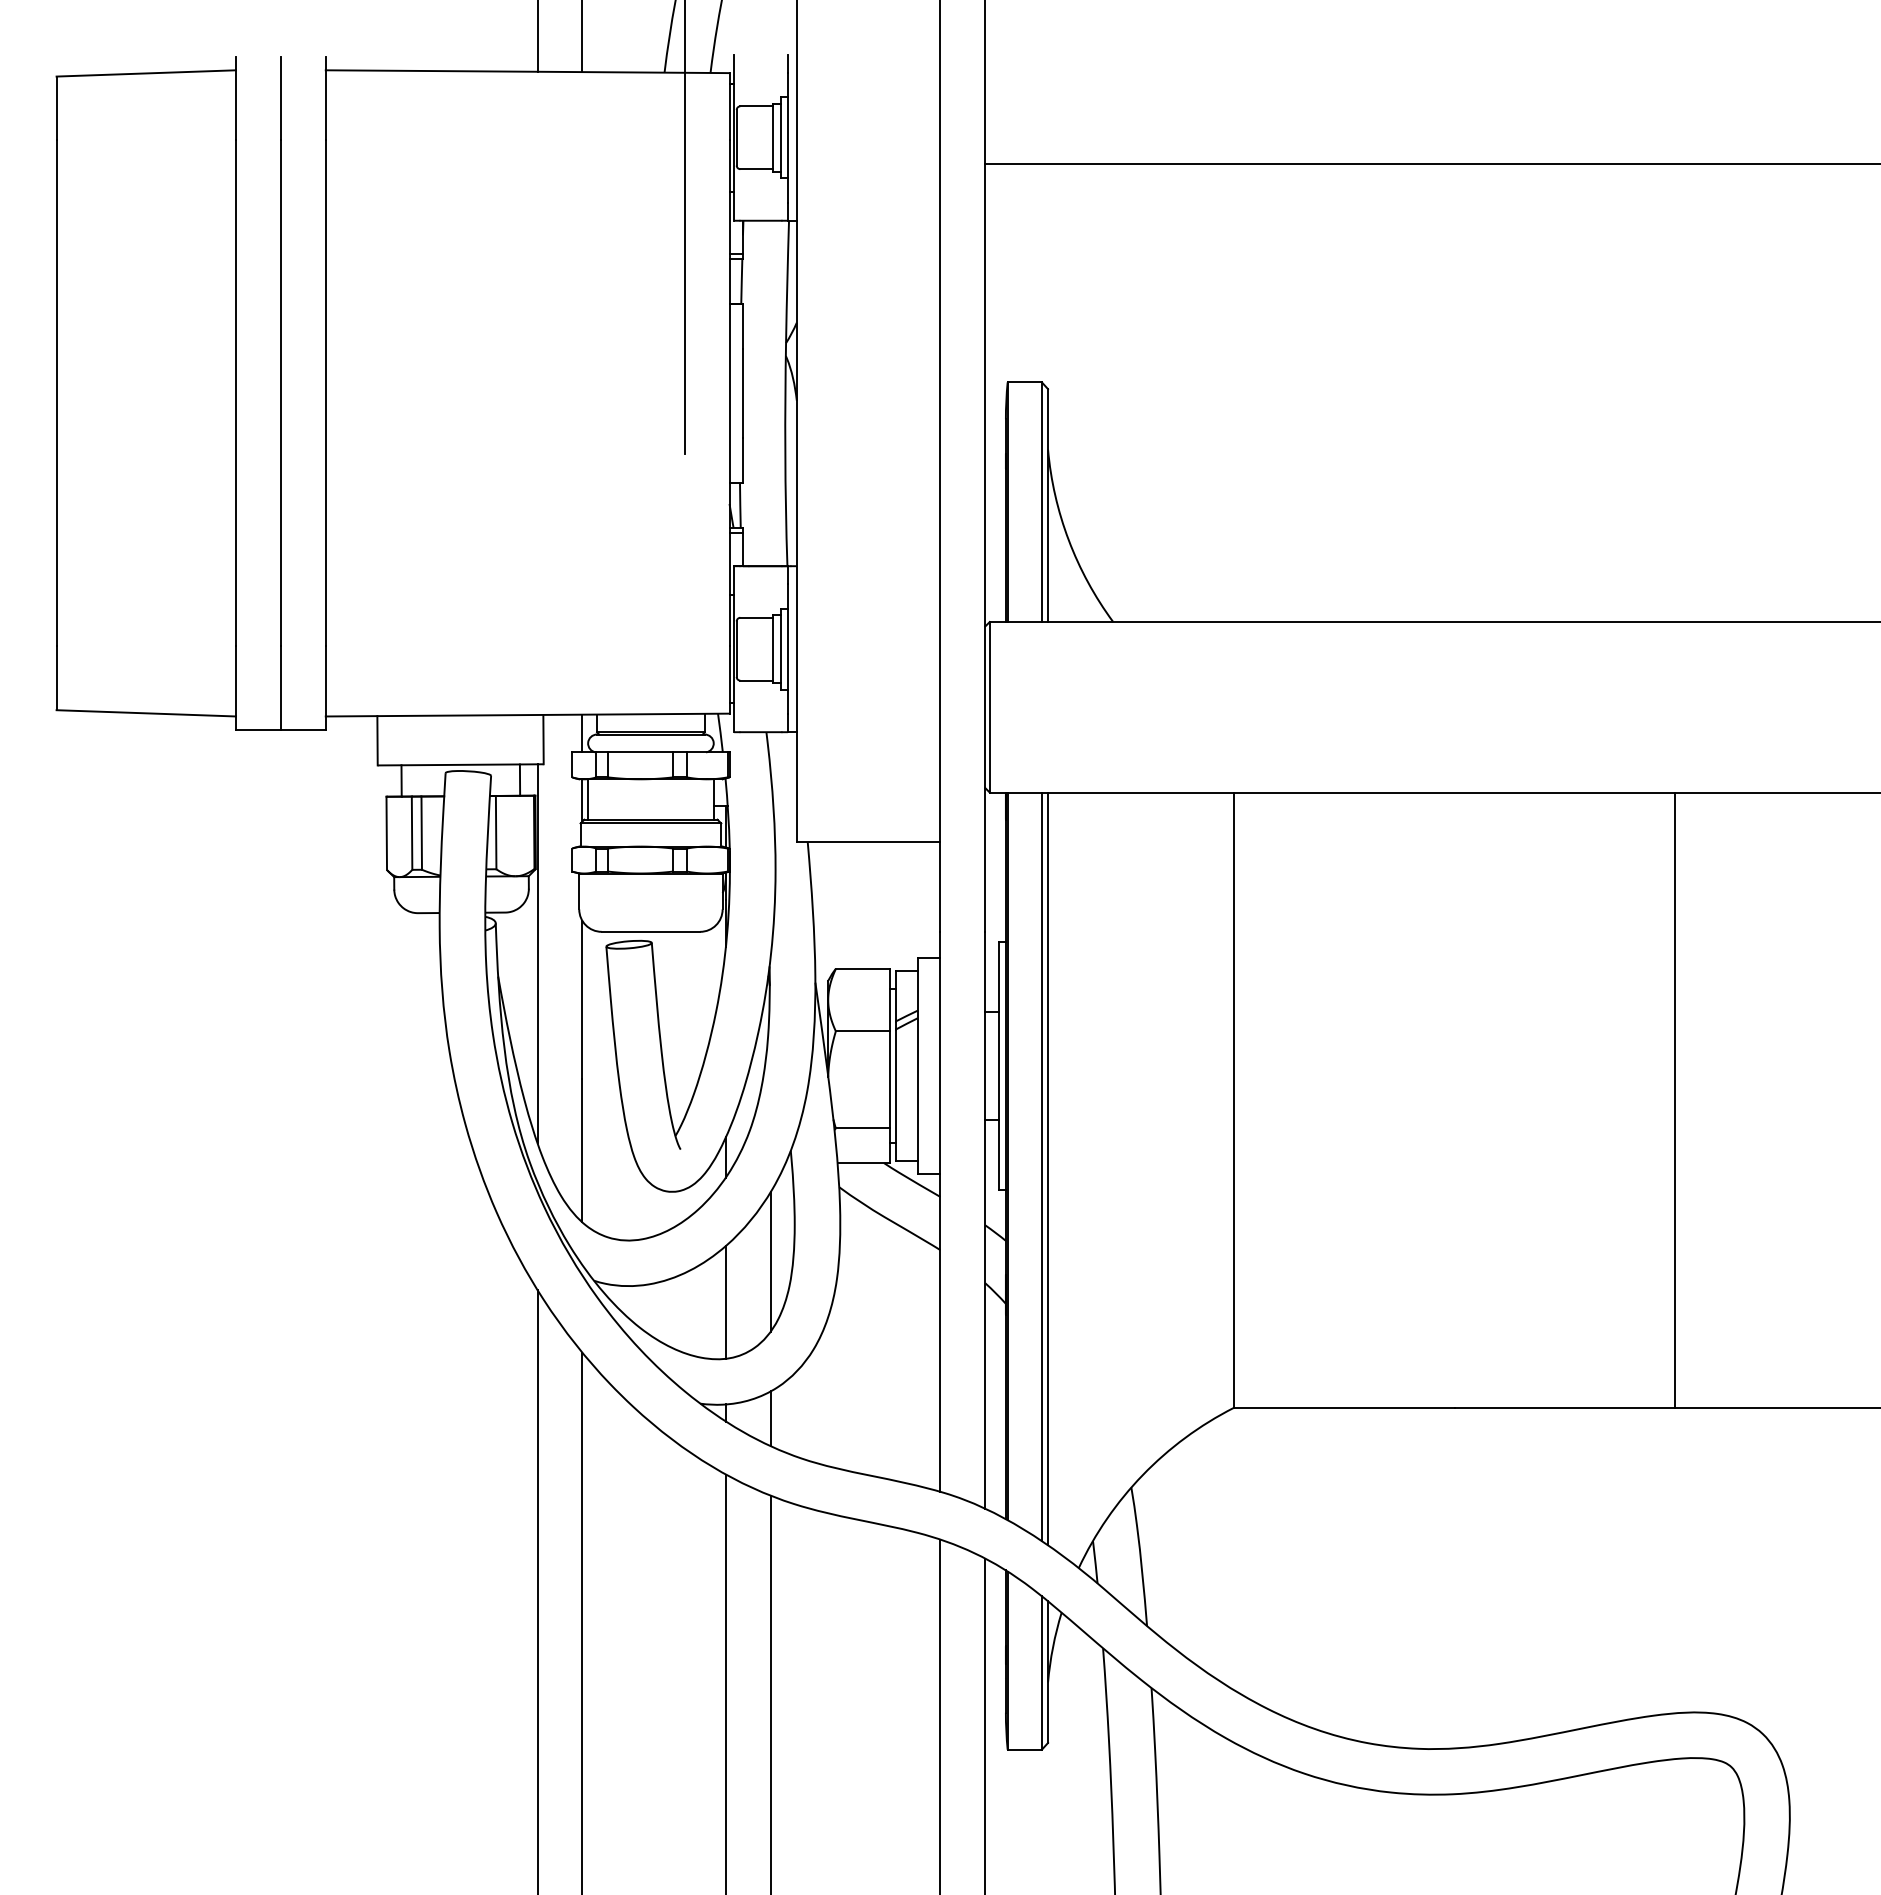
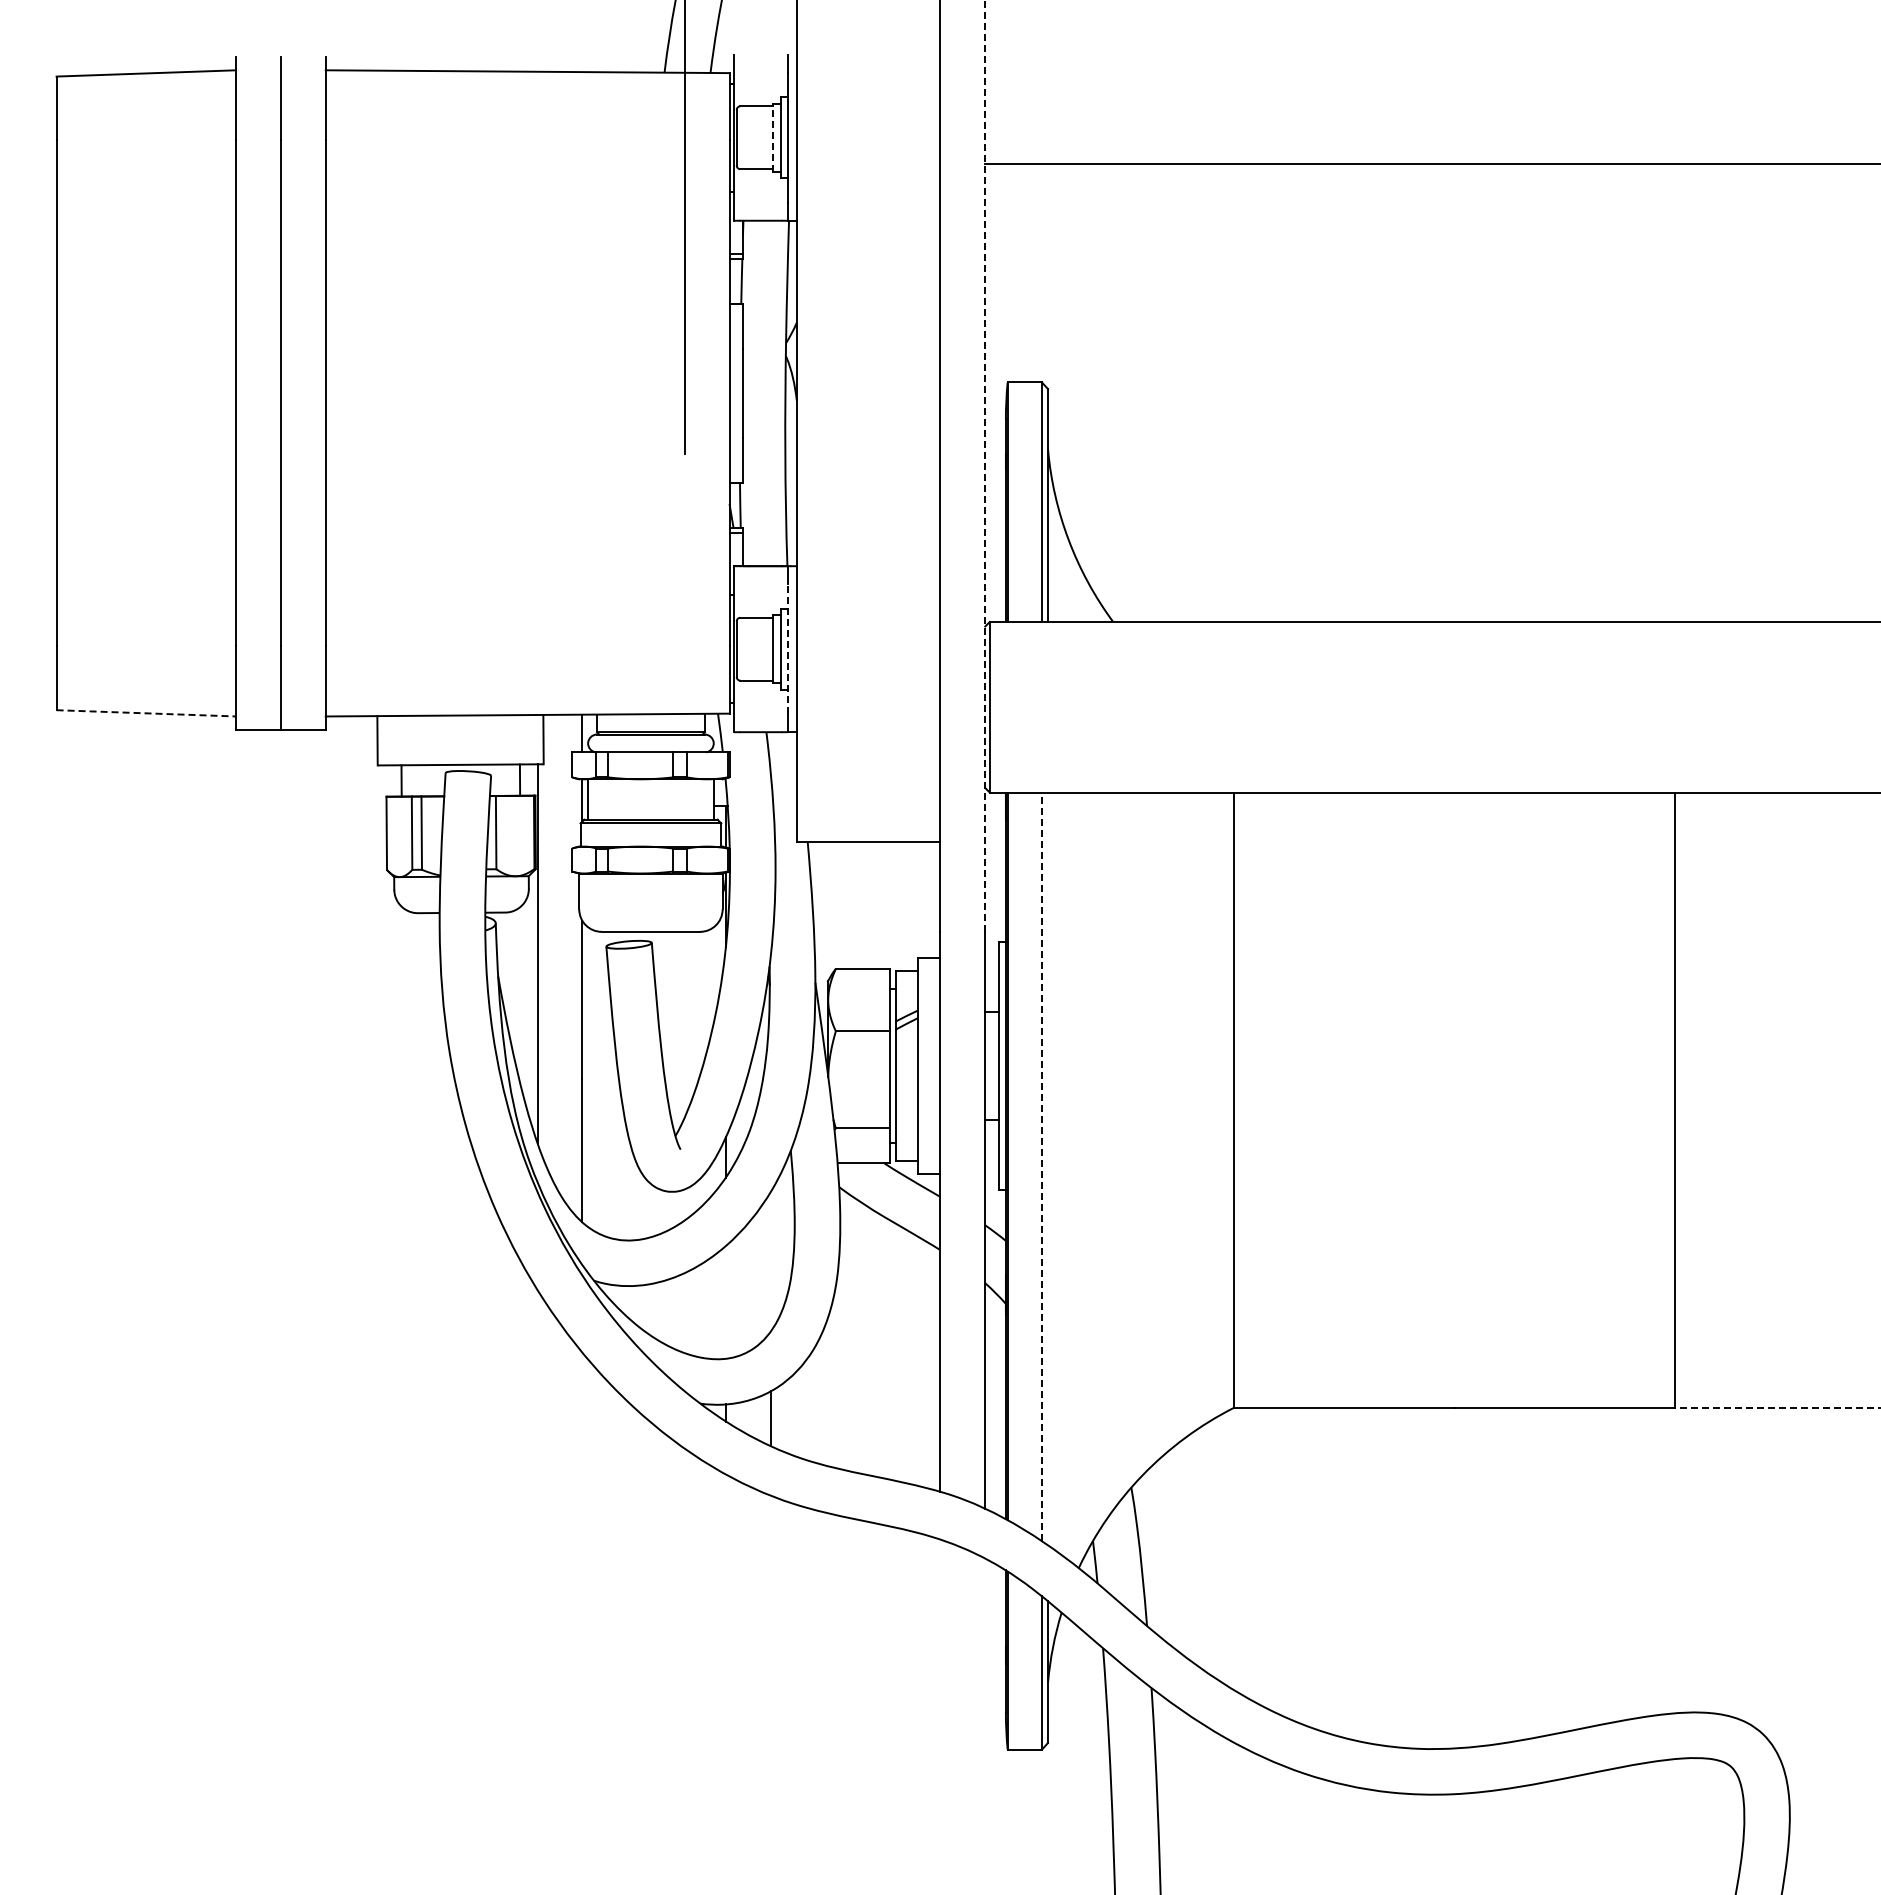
line: present -> none (537, 36)
line: present -> none (582, 37)
line: solid -> dashed (772, 137)
line: solid -> dashed (985, 465)
line: solid -> dashed (787, 648)
line: solid -> dashed (146, 713)
line: solid -> dashed (1041, 1166)
line: present -> none (1048, 1168)
line: present -> none (770, 1261)
line: present -> none (725, 1301)
line: solid -> dashed (1777, 1407)
line: present -> none (537, 1590)
line: present -> none (582, 1621)
line: present -> none (725, 1682)
line: present -> none (770, 1693)
line: present -> none (940, 1715)
line: present -> none (985, 1724)
